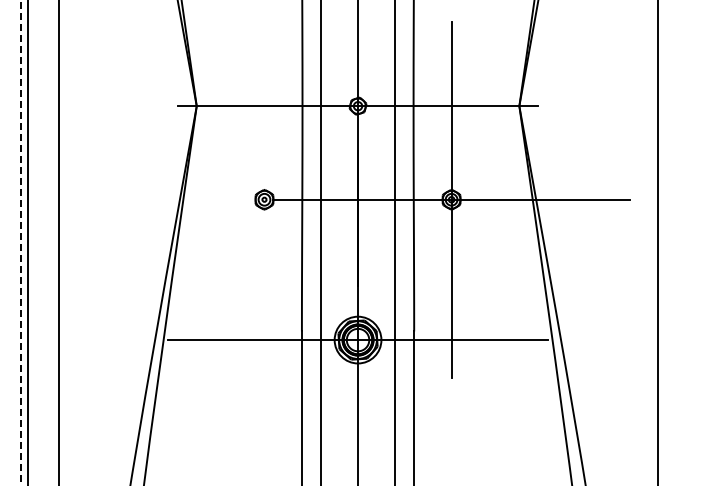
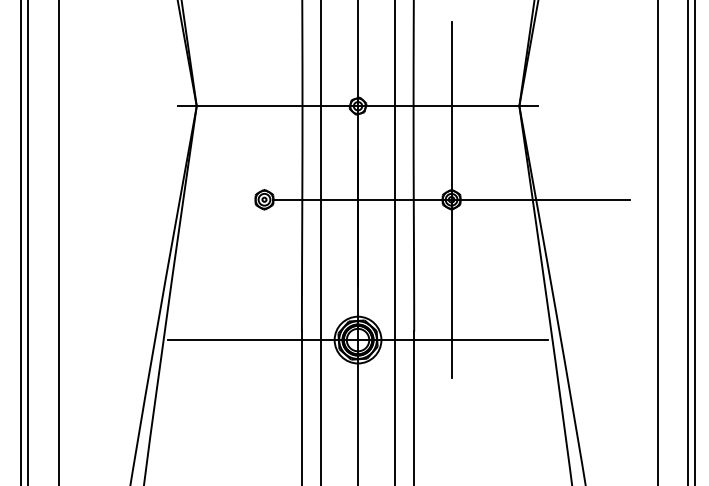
line: none -> present (687, 242)
line: none -> present (694, 242)
line: dashed -> solid (21, 243)
